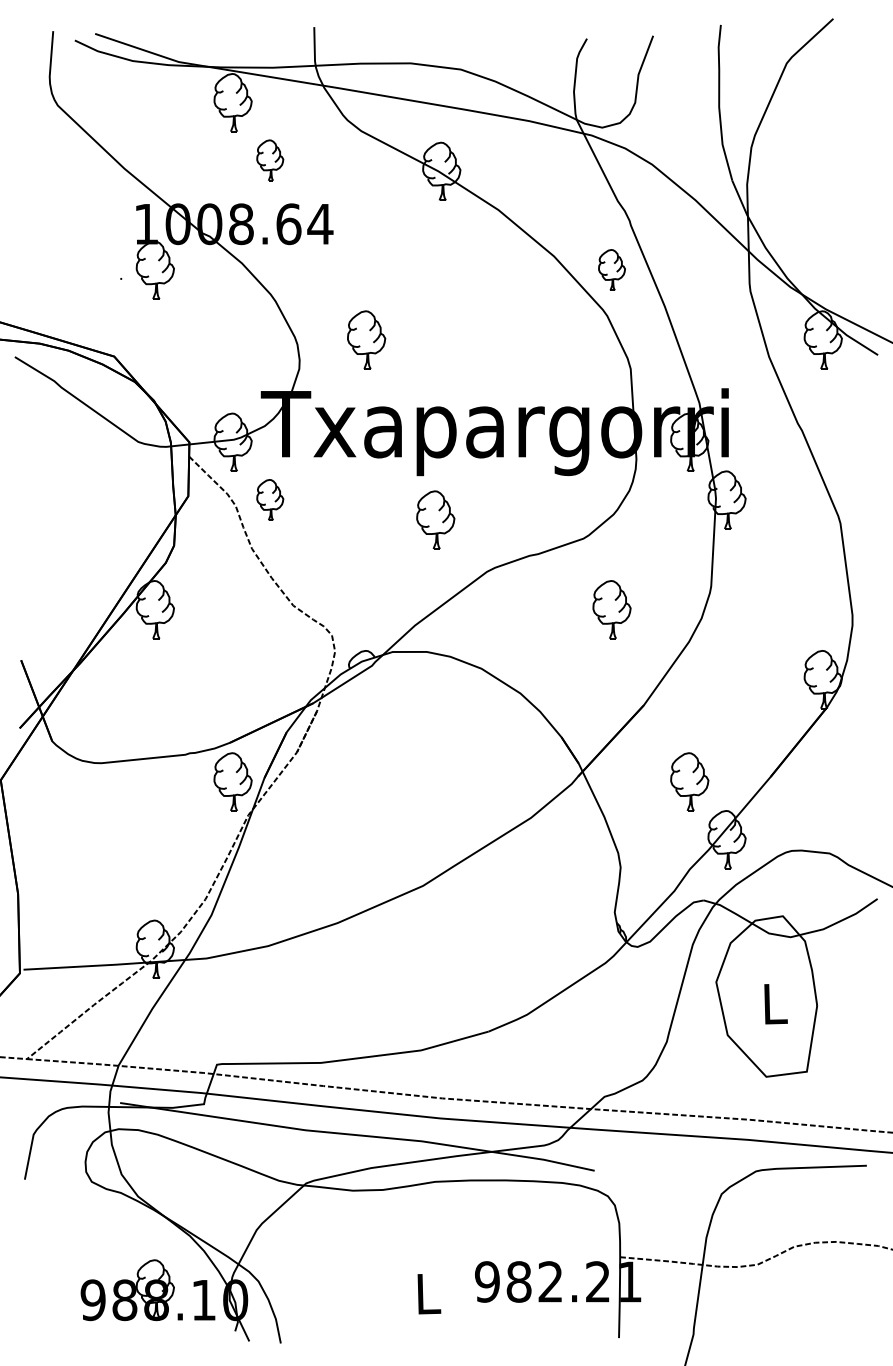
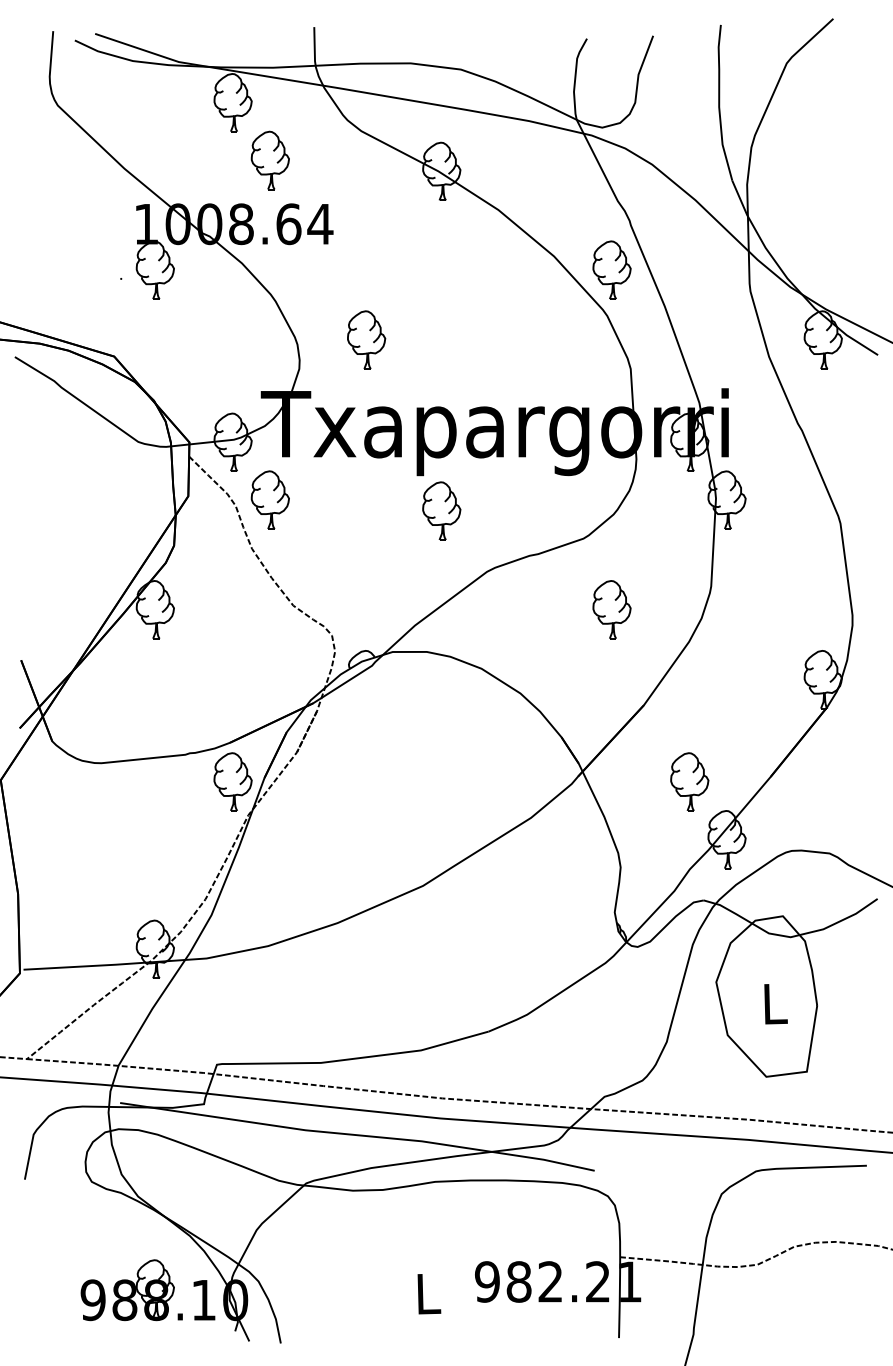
part size: 29x43 px -> 40x61 px (269, 160)
part size: 28x42 px -> 40x60 px (611, 269)
part size: 29x42 px -> 40x60 px (269, 499)
part position: (435, 519) -> (441, 510) (441, 510)
